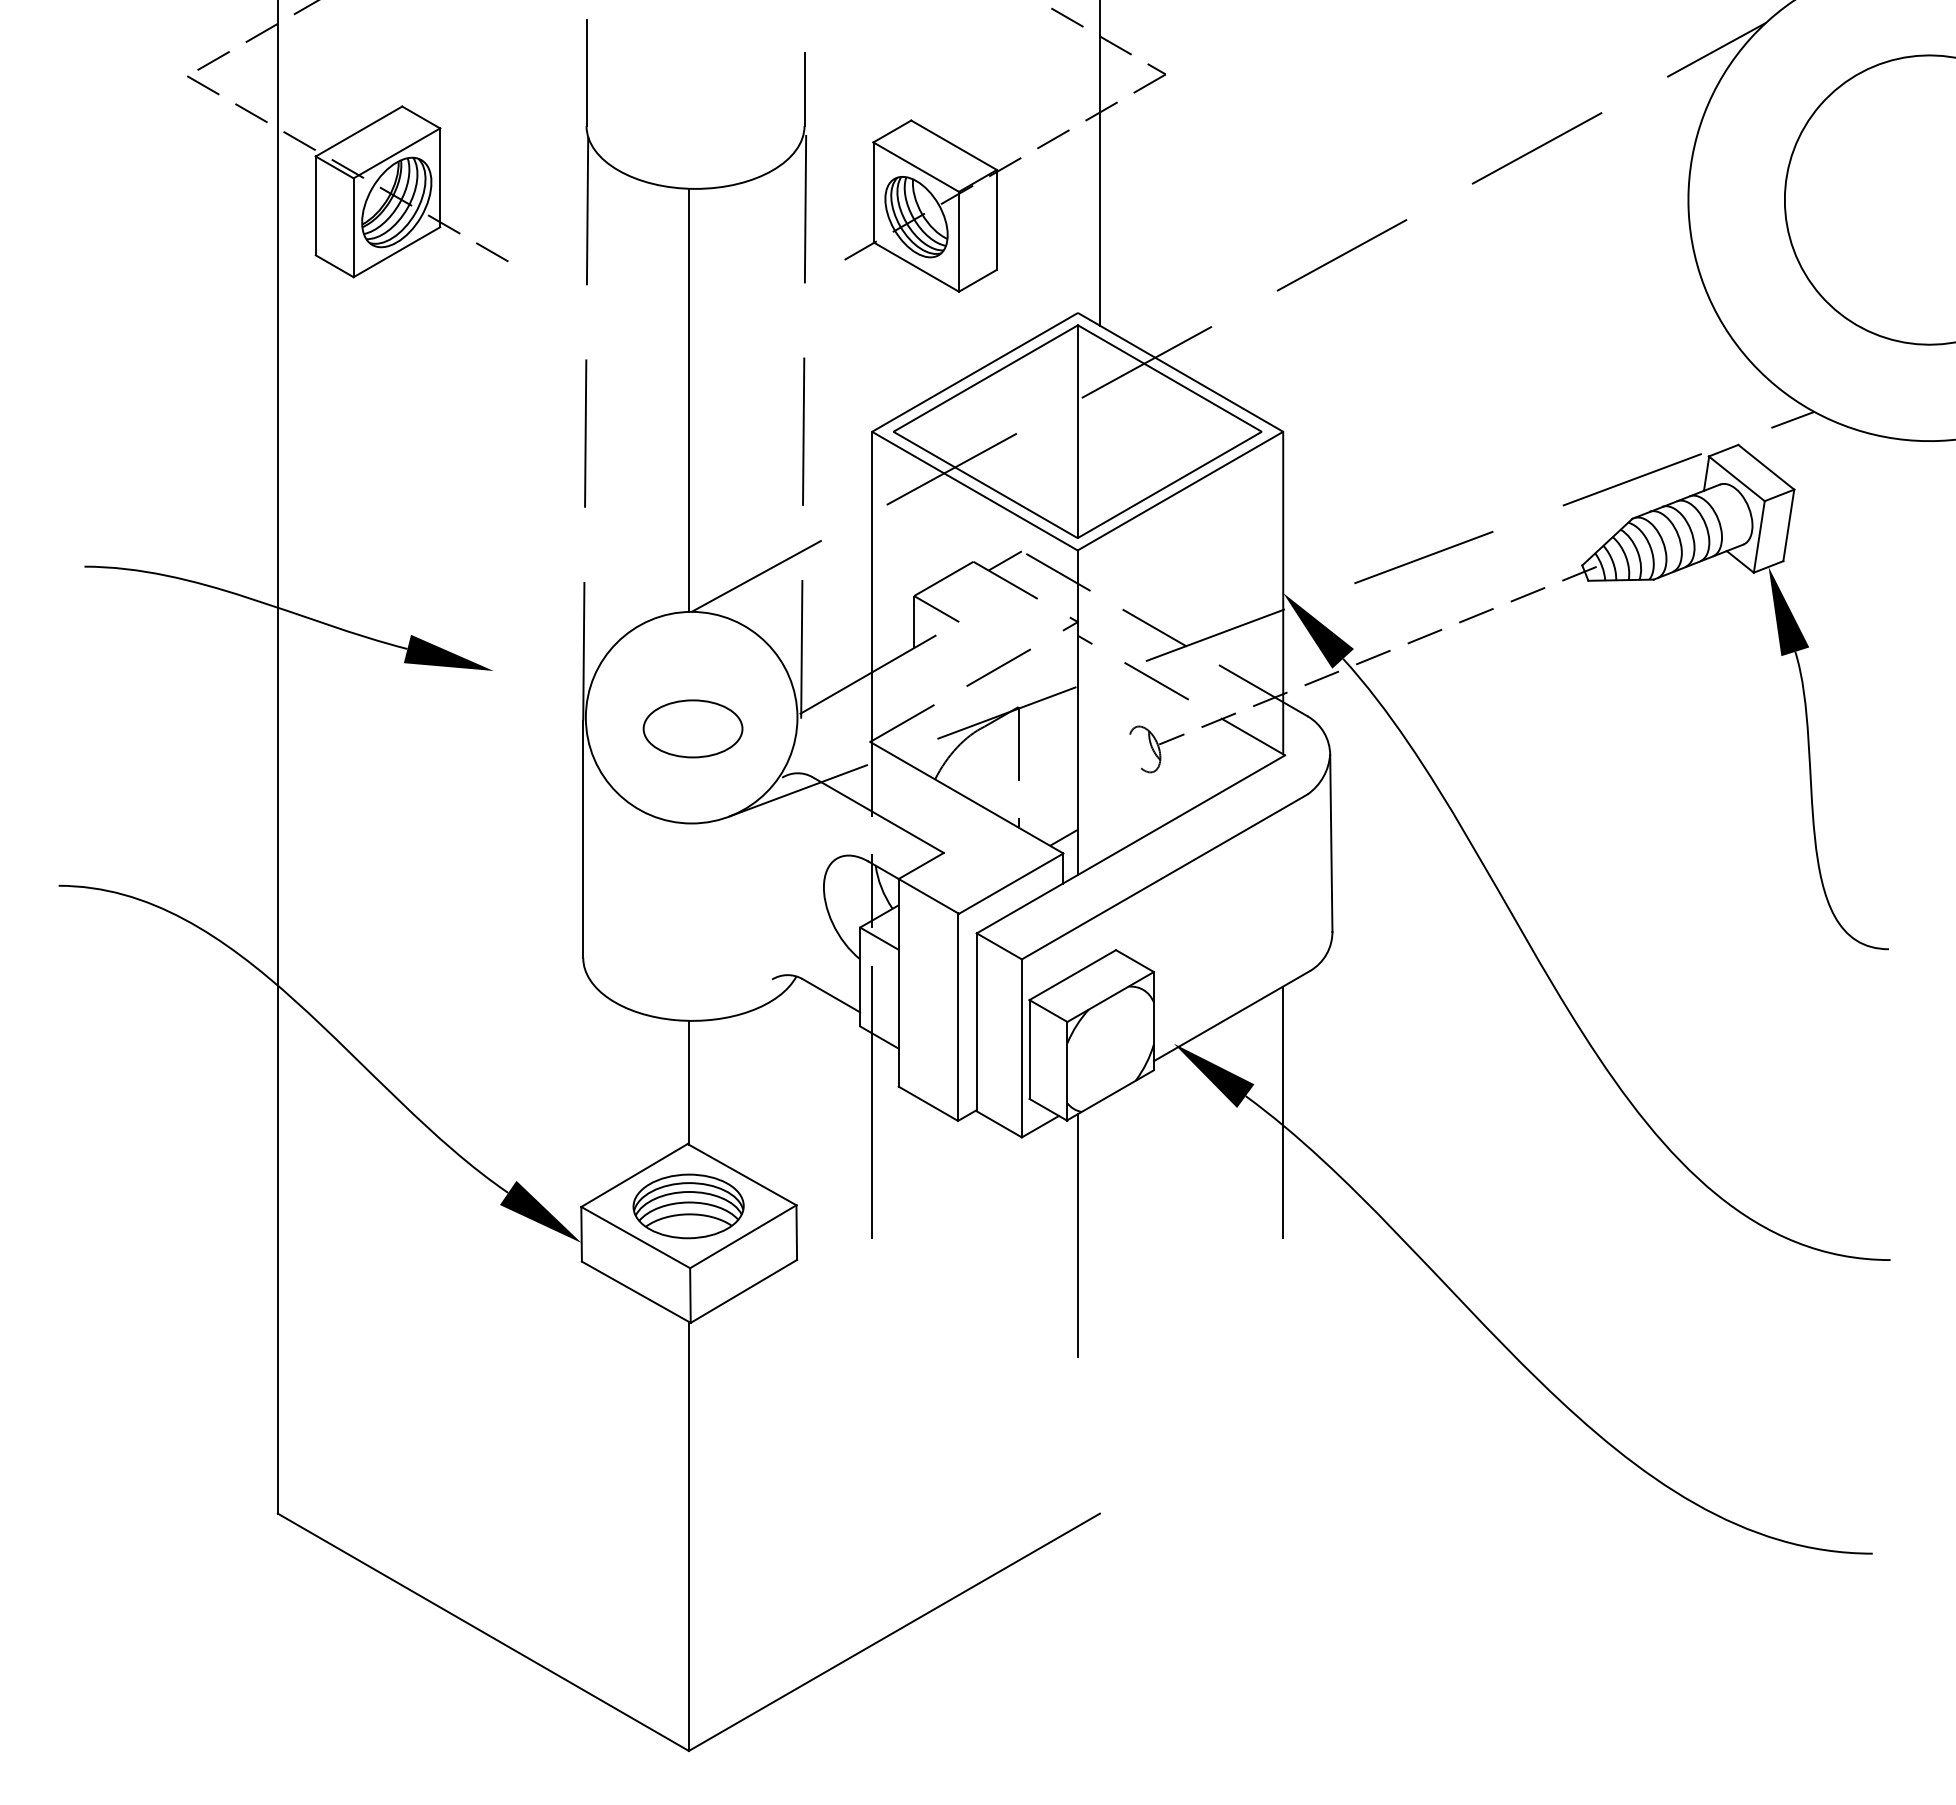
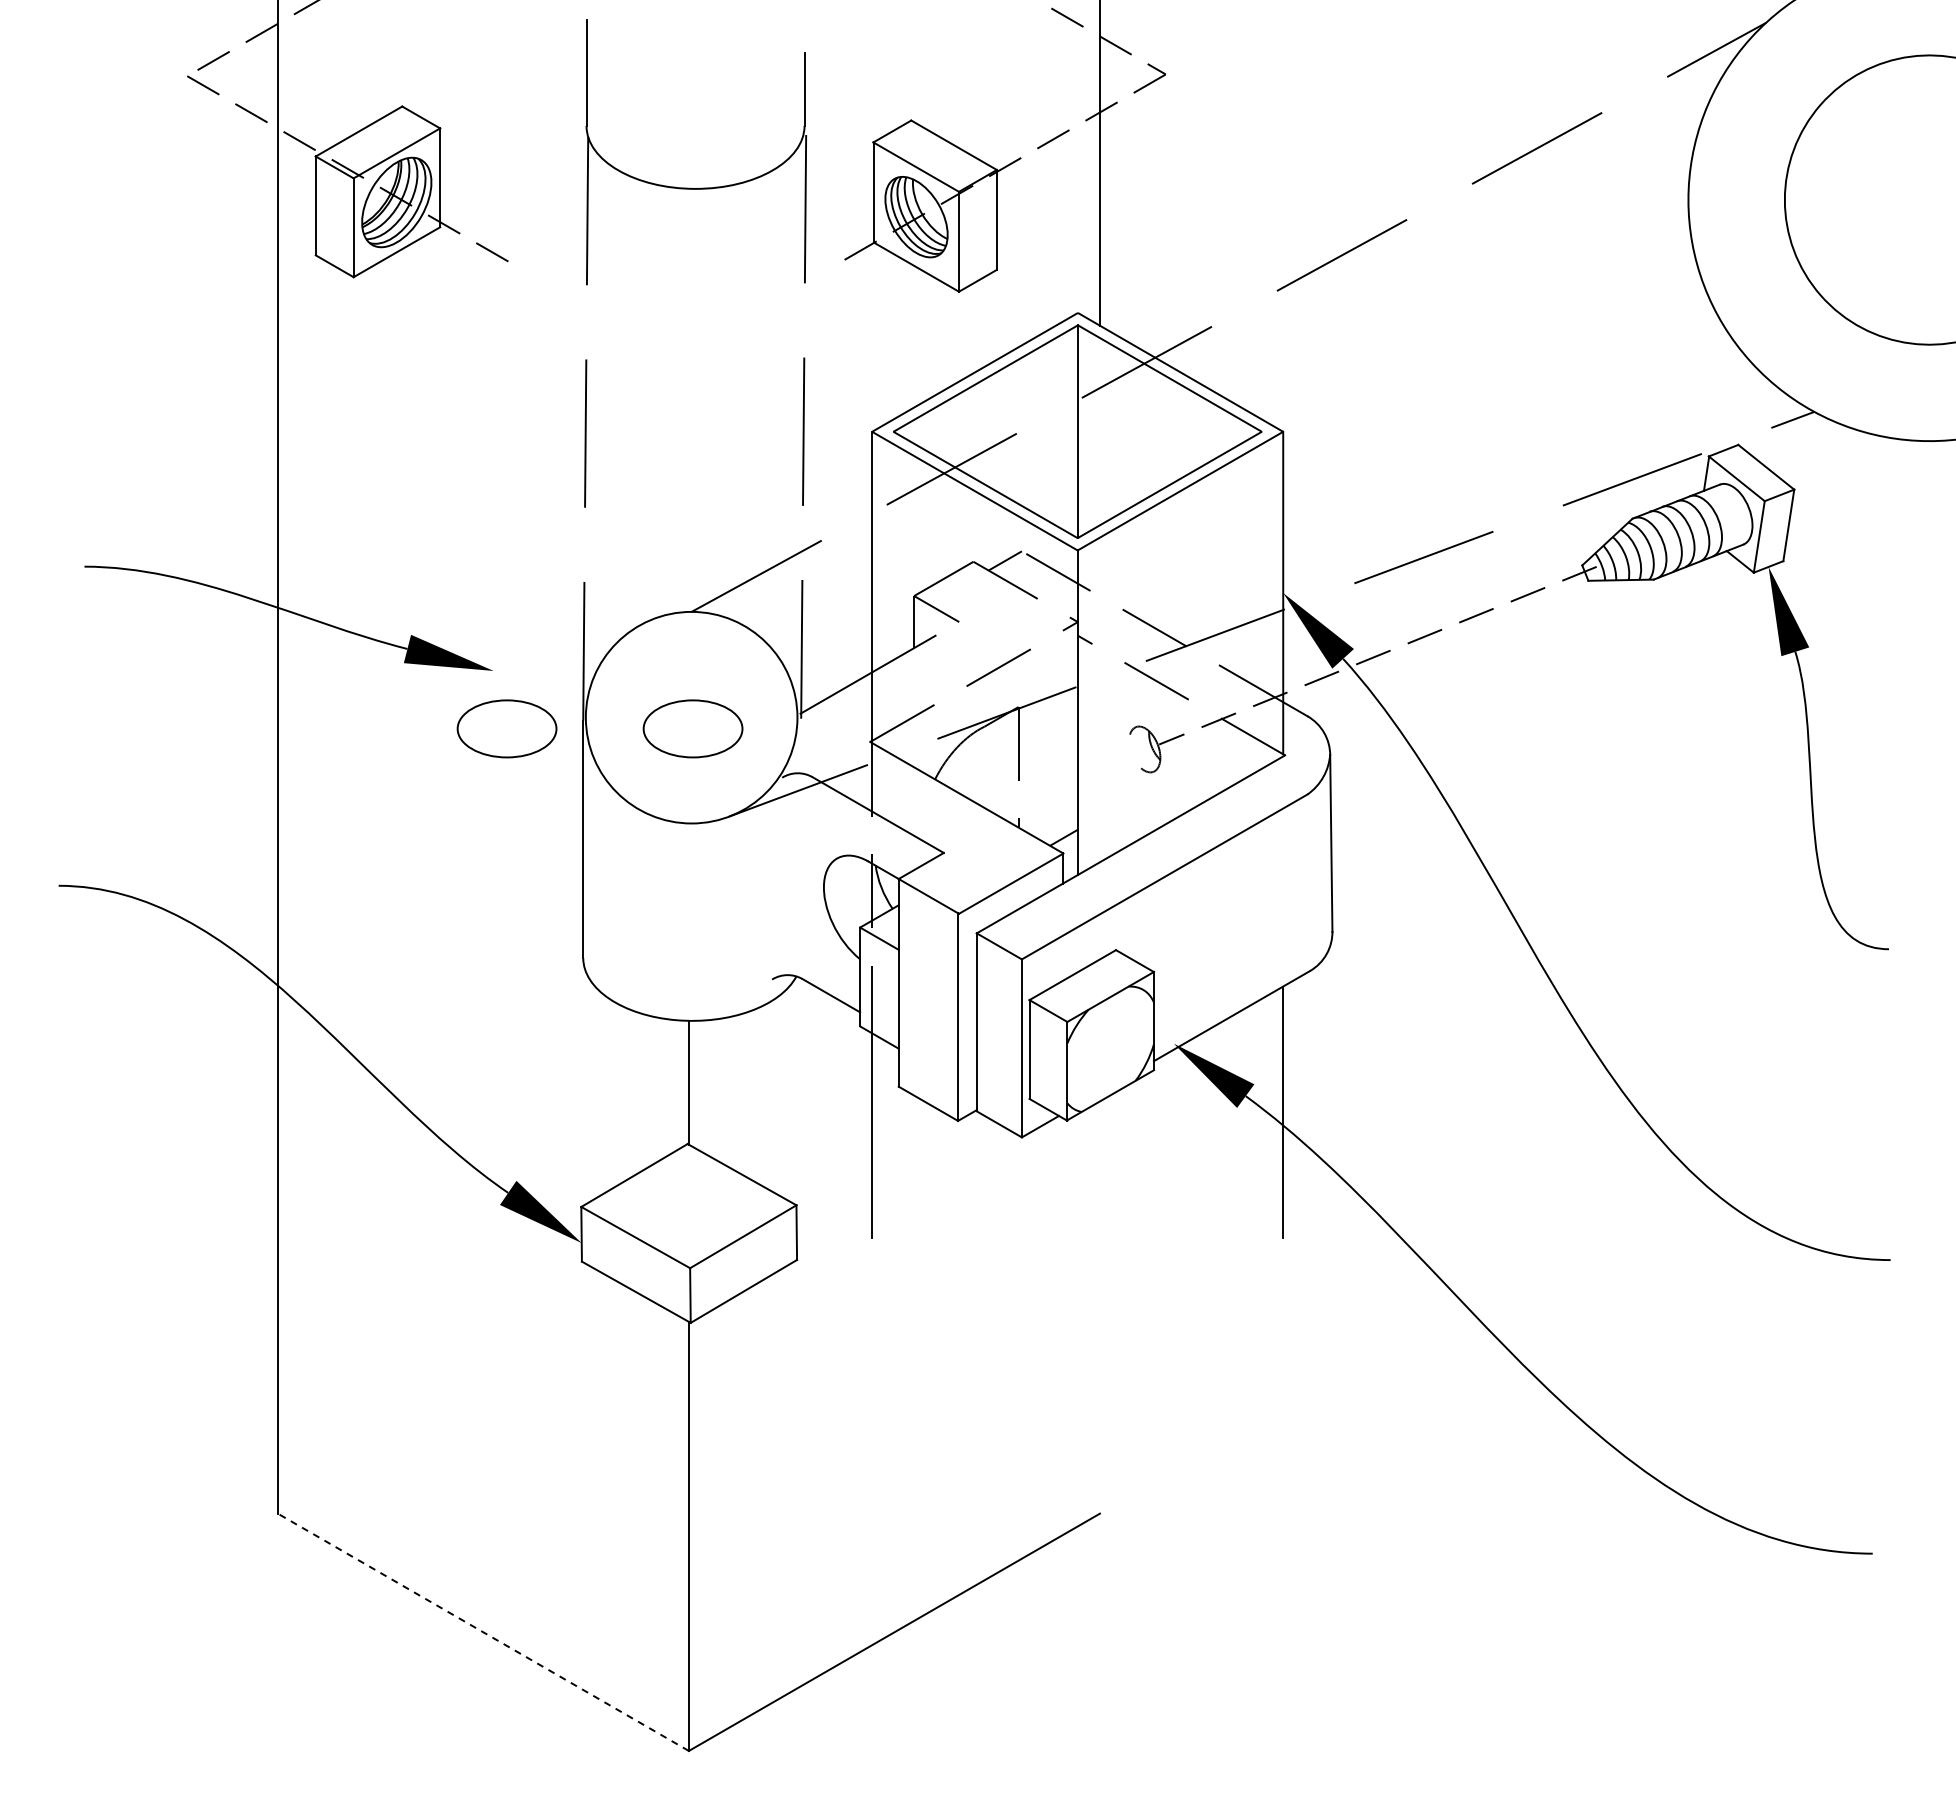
line: present -> none (688, 399)
part: none -> present (506, 728)
part: present -> none (688, 1206)
line: present -> none (1077, 1235)
line: solid -> dashed (482, 1632)
